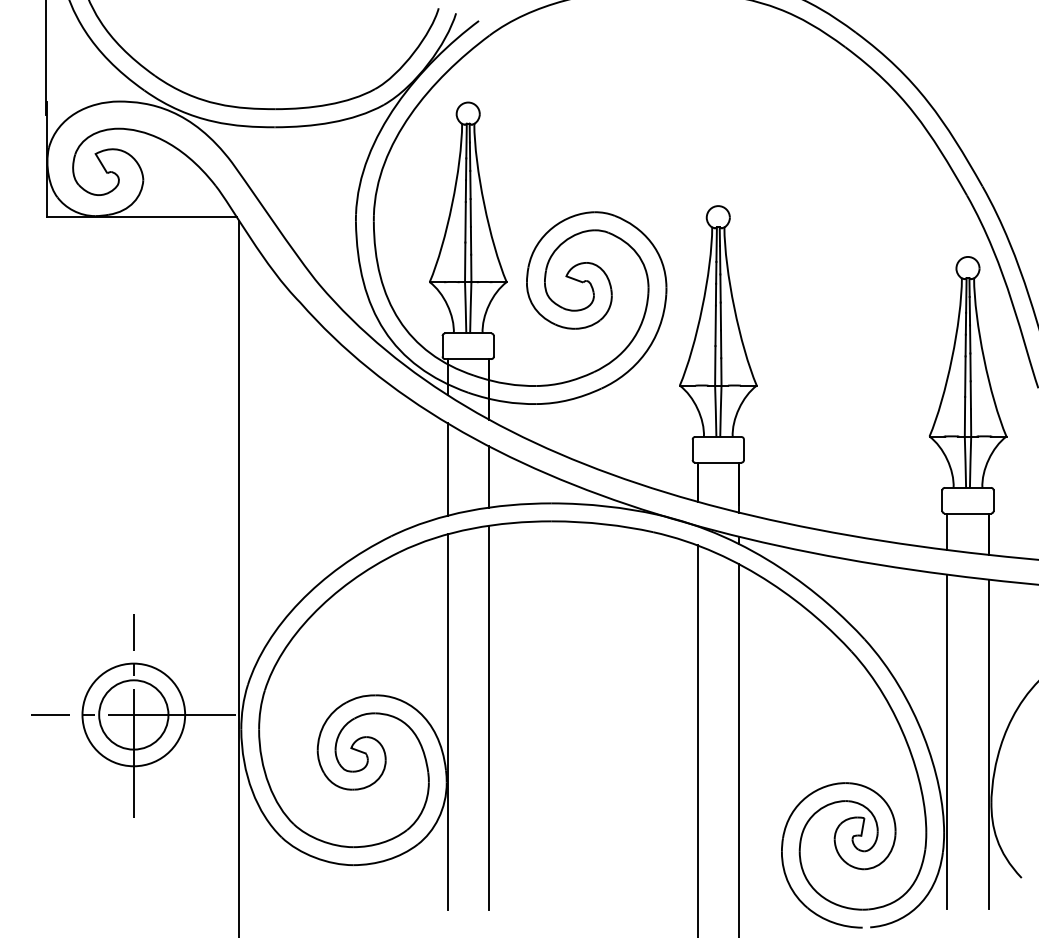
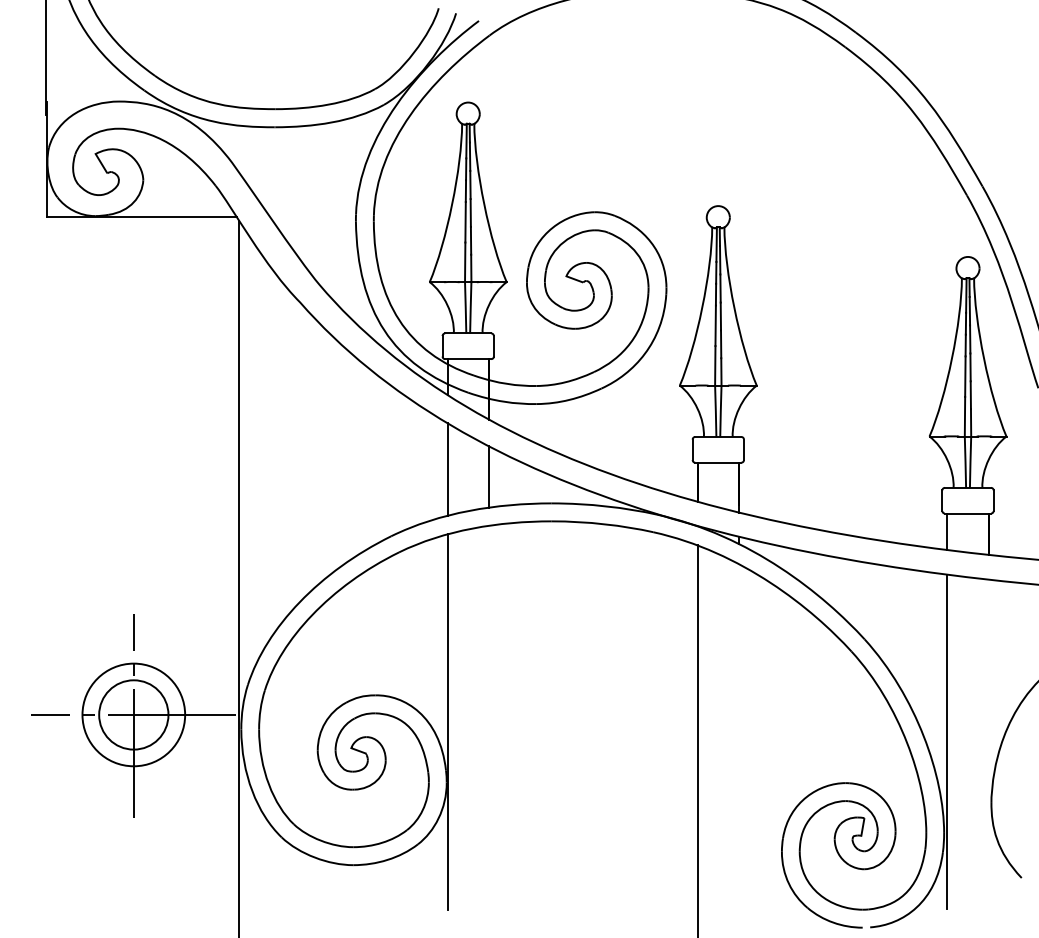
line: present -> none (488, 717)
line: present -> none (988, 743)
line: present -> none (738, 749)
